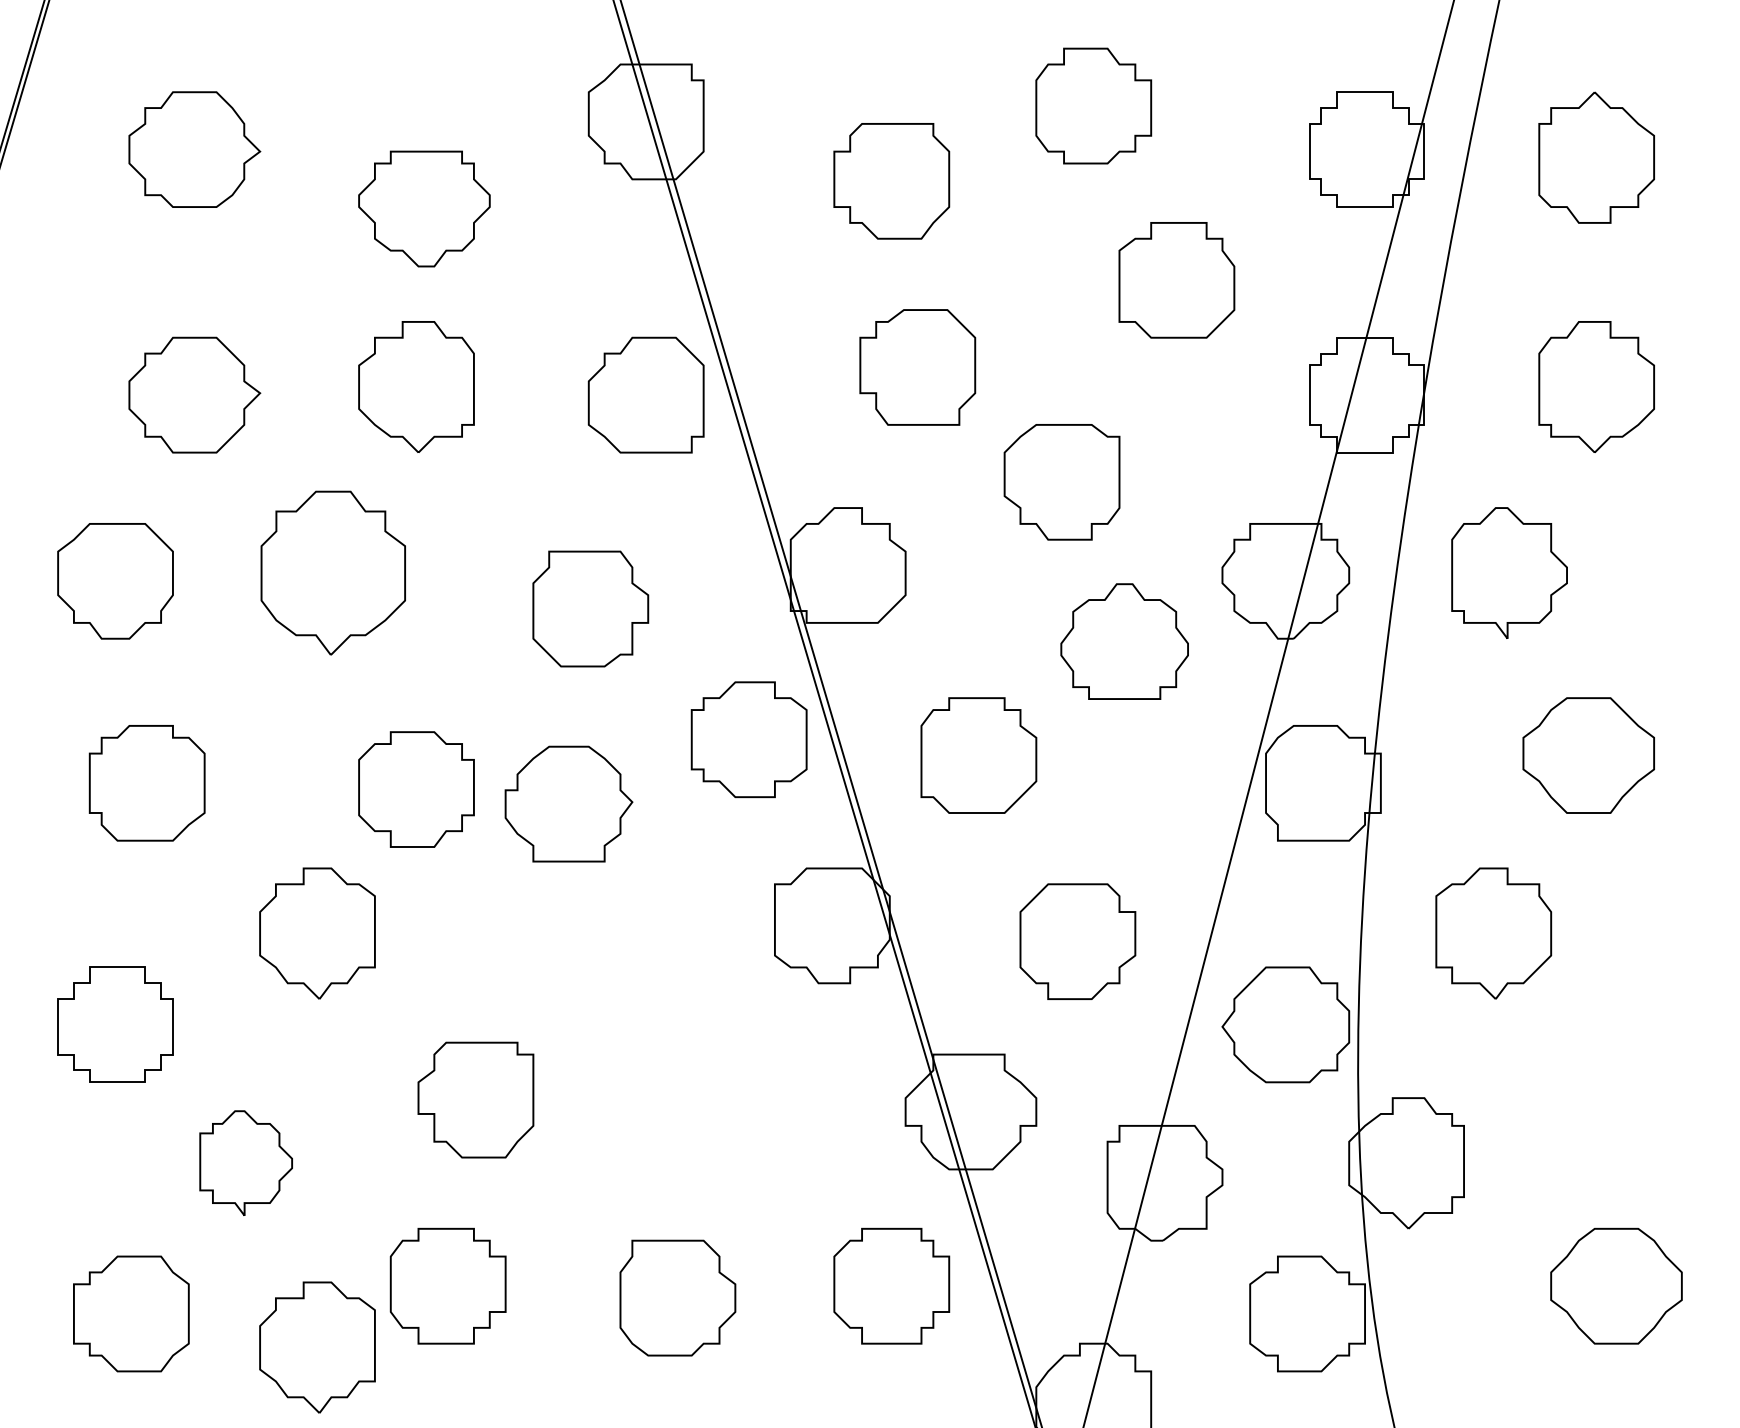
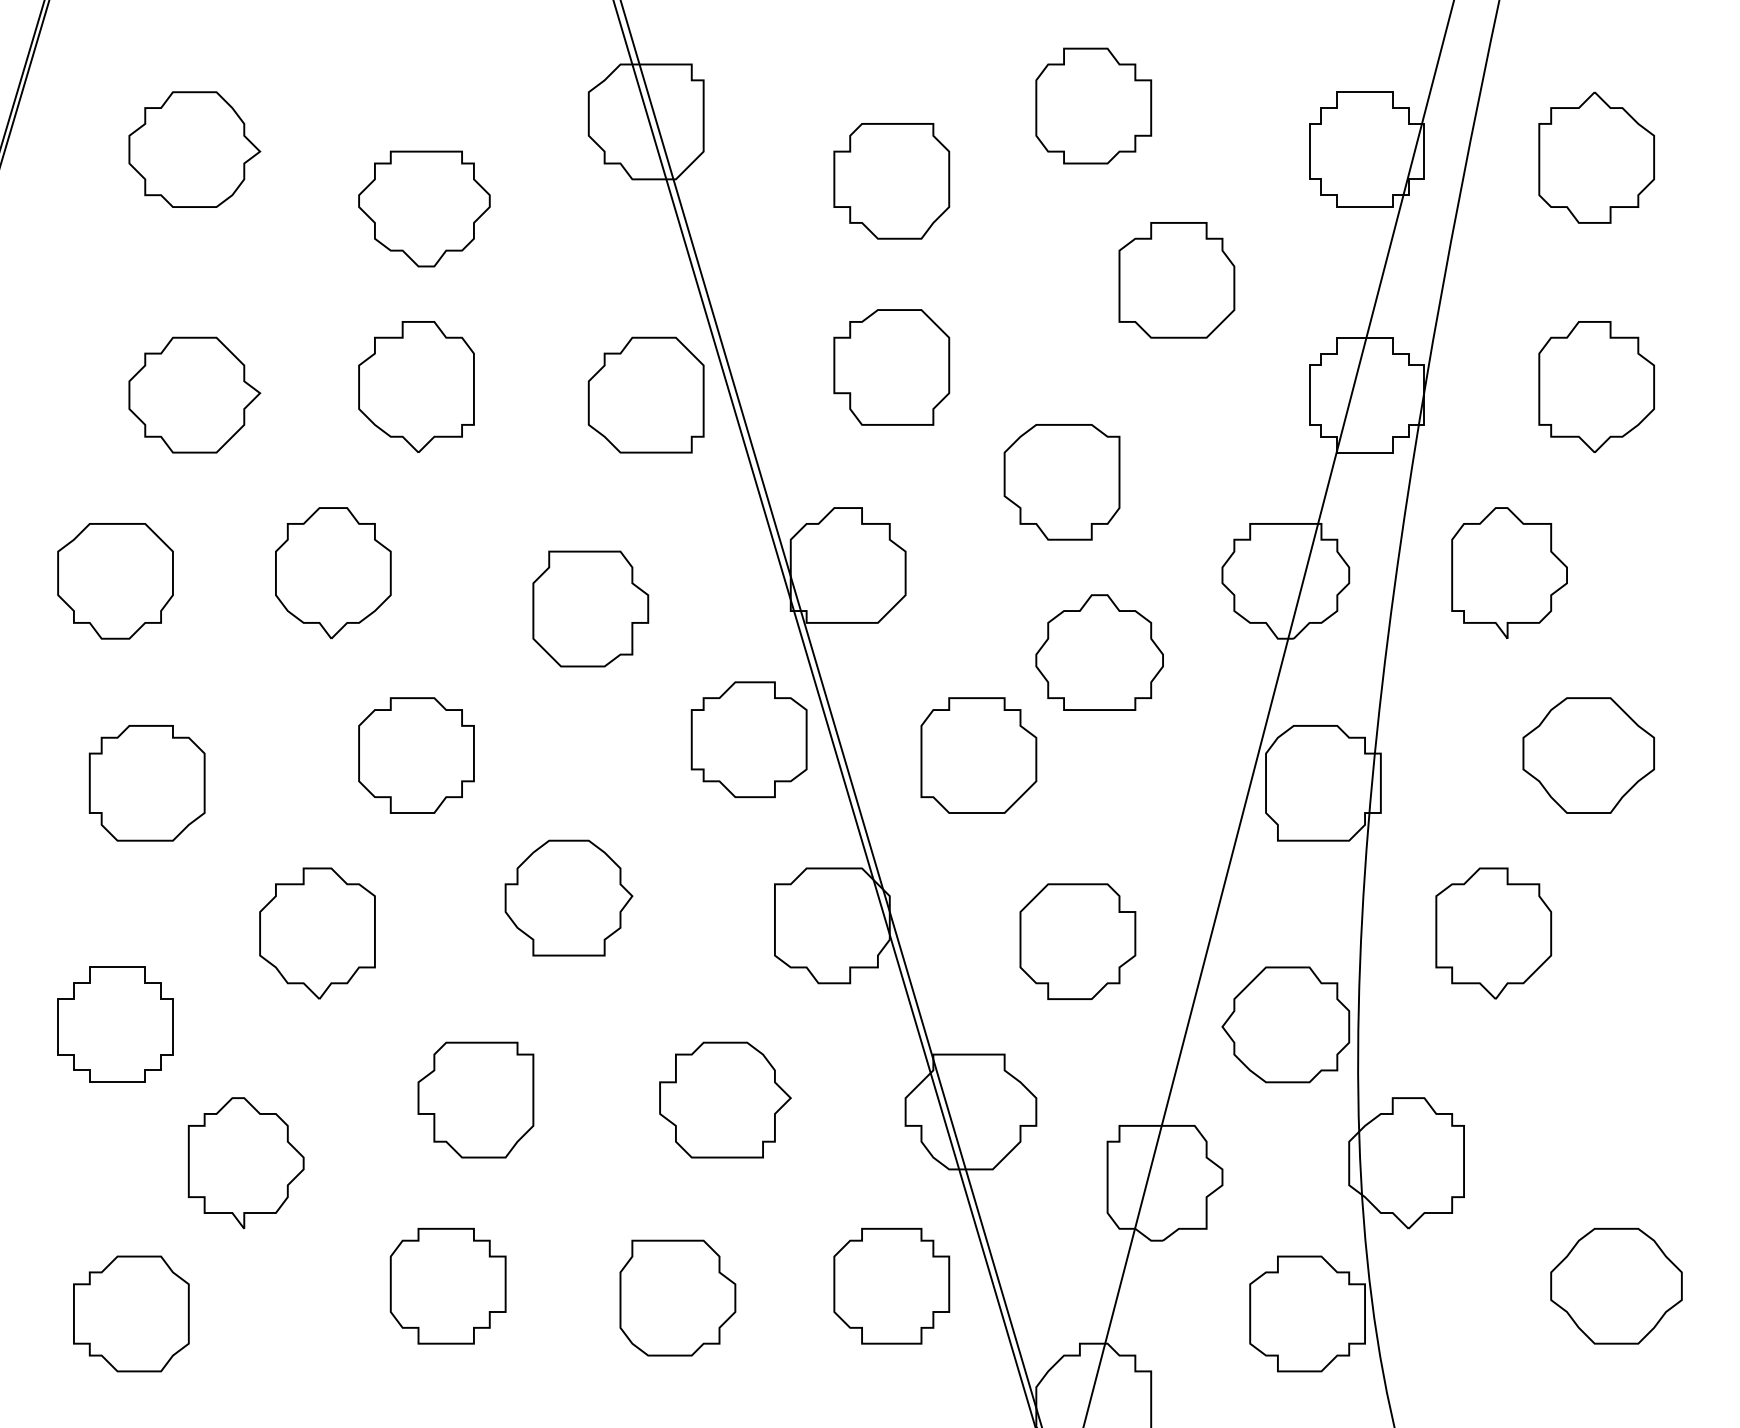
part position: (917, 367) -> (891, 367) (891, 367)
part size: 146x166 px -> 117x133 px (333, 573)
part position: (1124, 641) -> (1099, 652) (1099, 652)
part position: (416, 789) -> (416, 755) (416, 755)
part position: (568, 803) -> (568, 897) (568, 897)
part: none -> present (725, 1099)
part size: 94x106 px -> 118x133 px (245, 1163)
part: present -> none (317, 1347)
